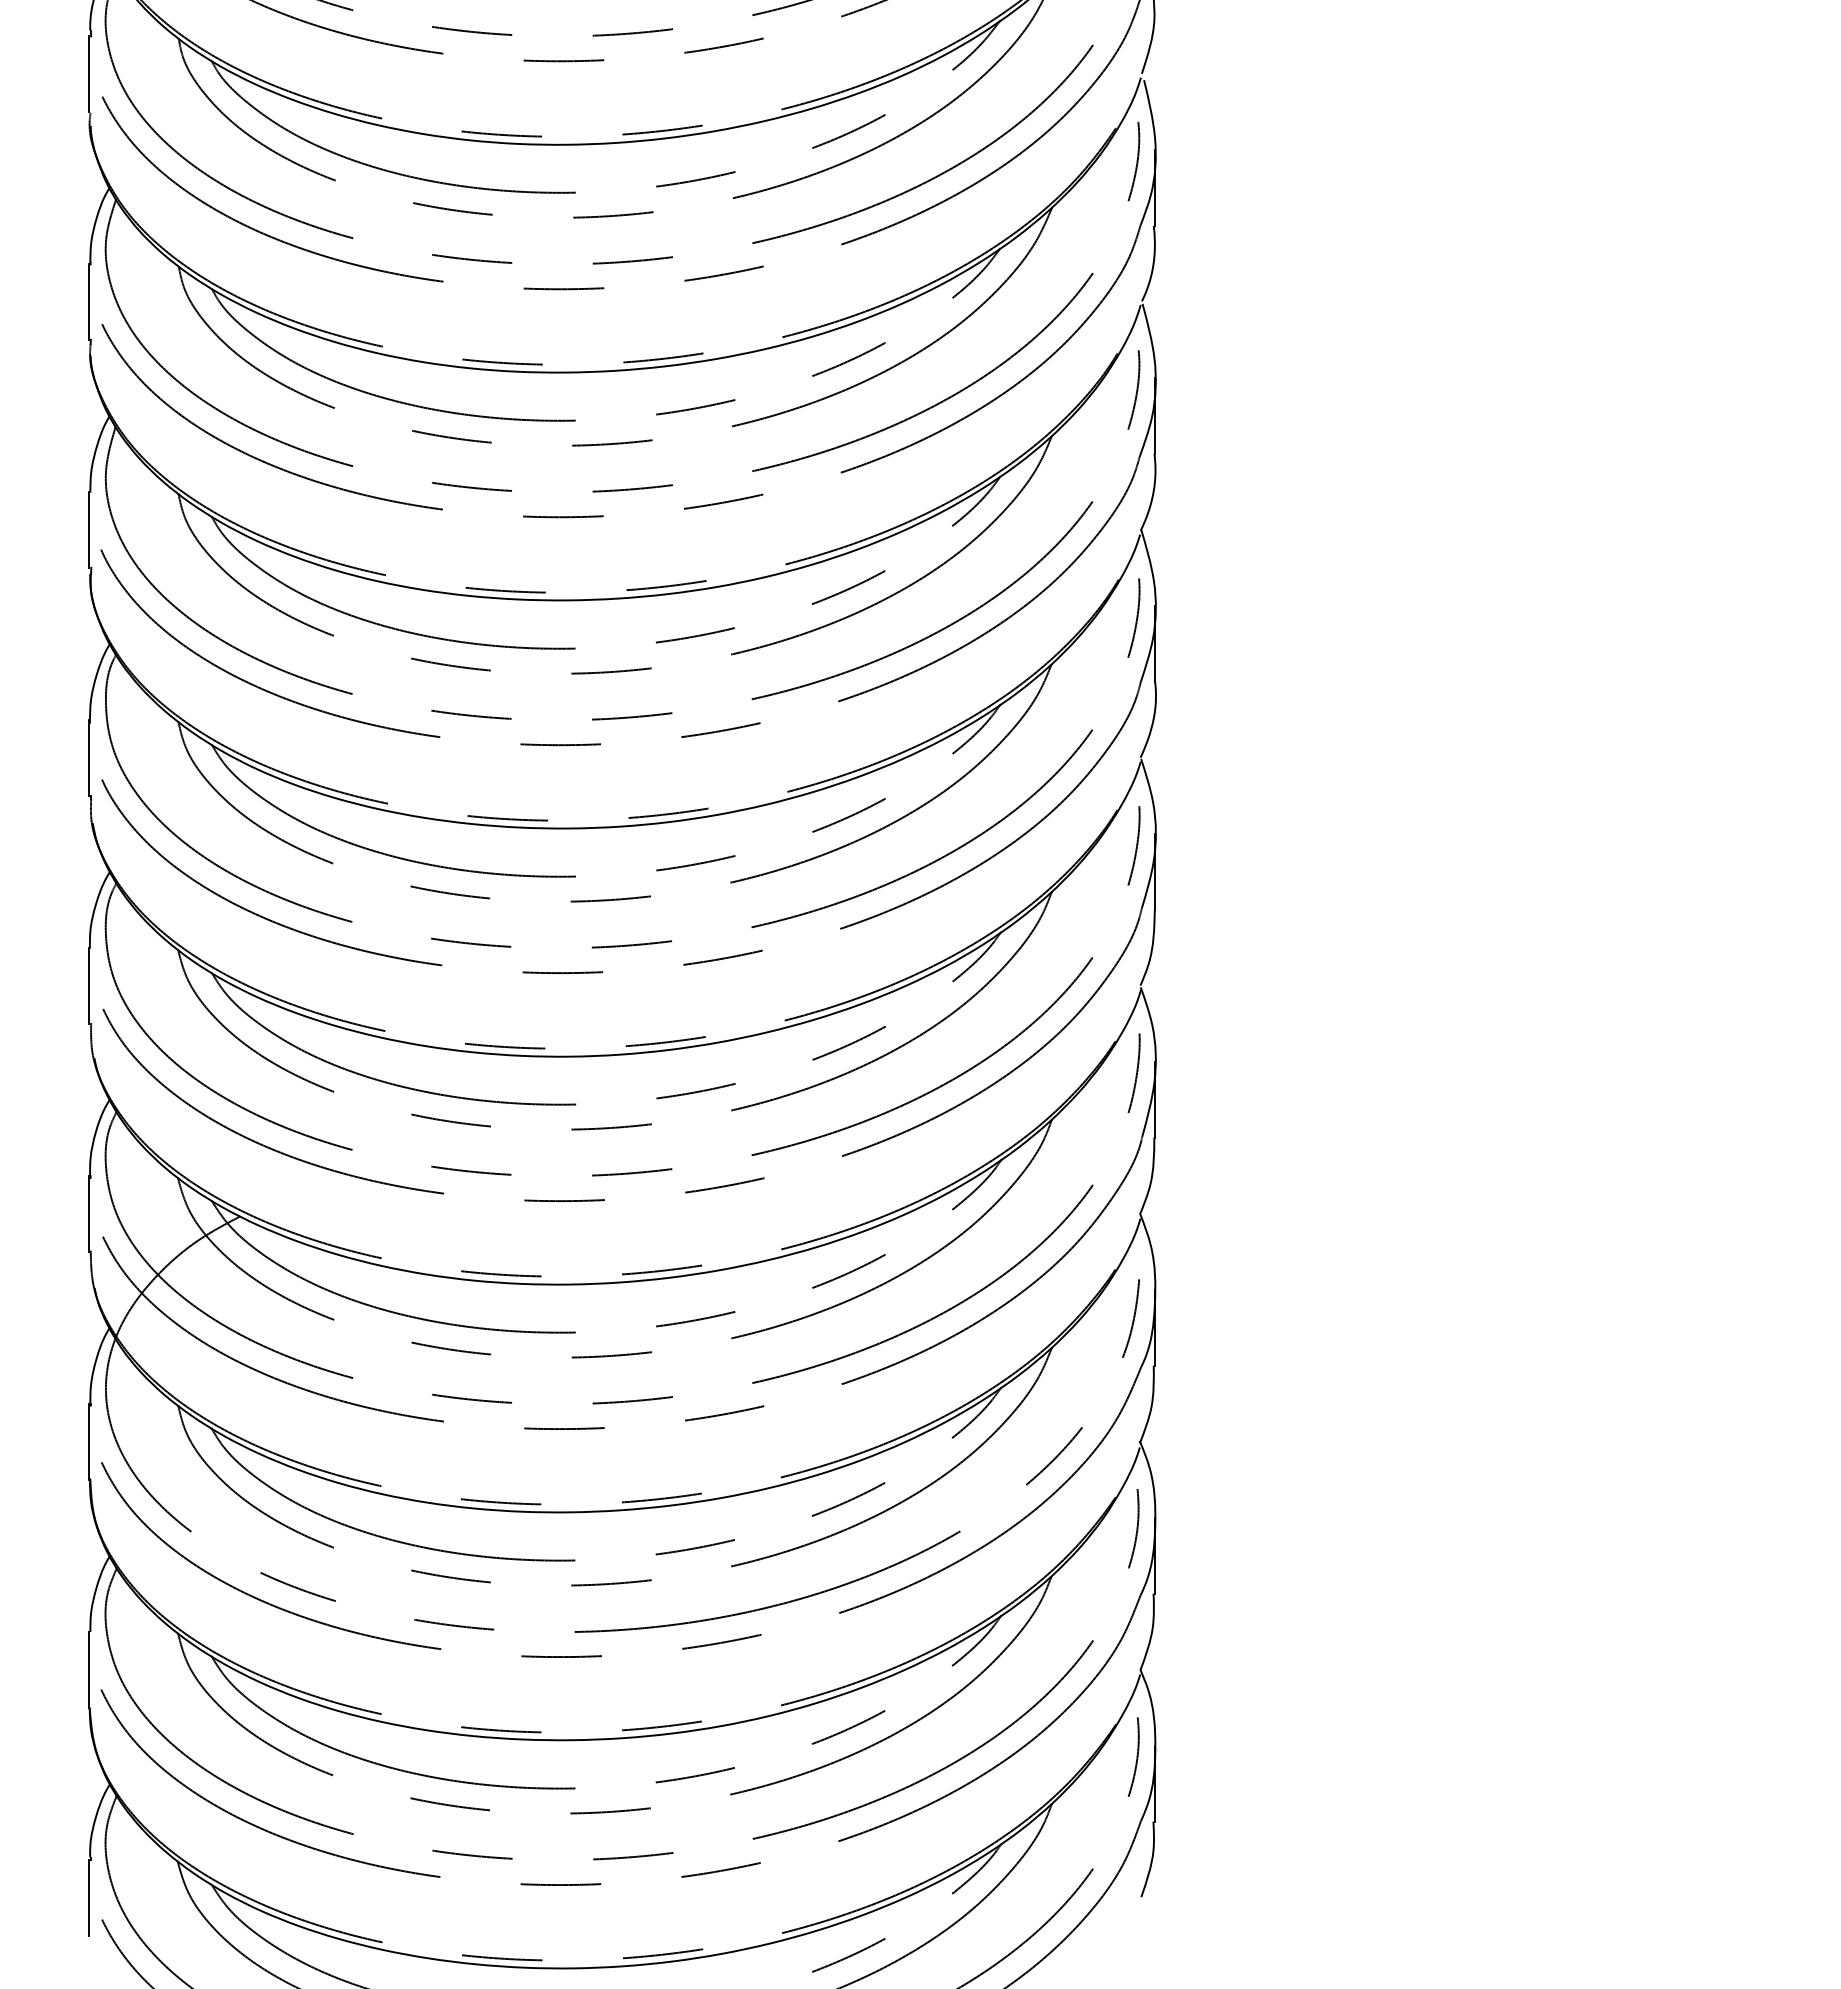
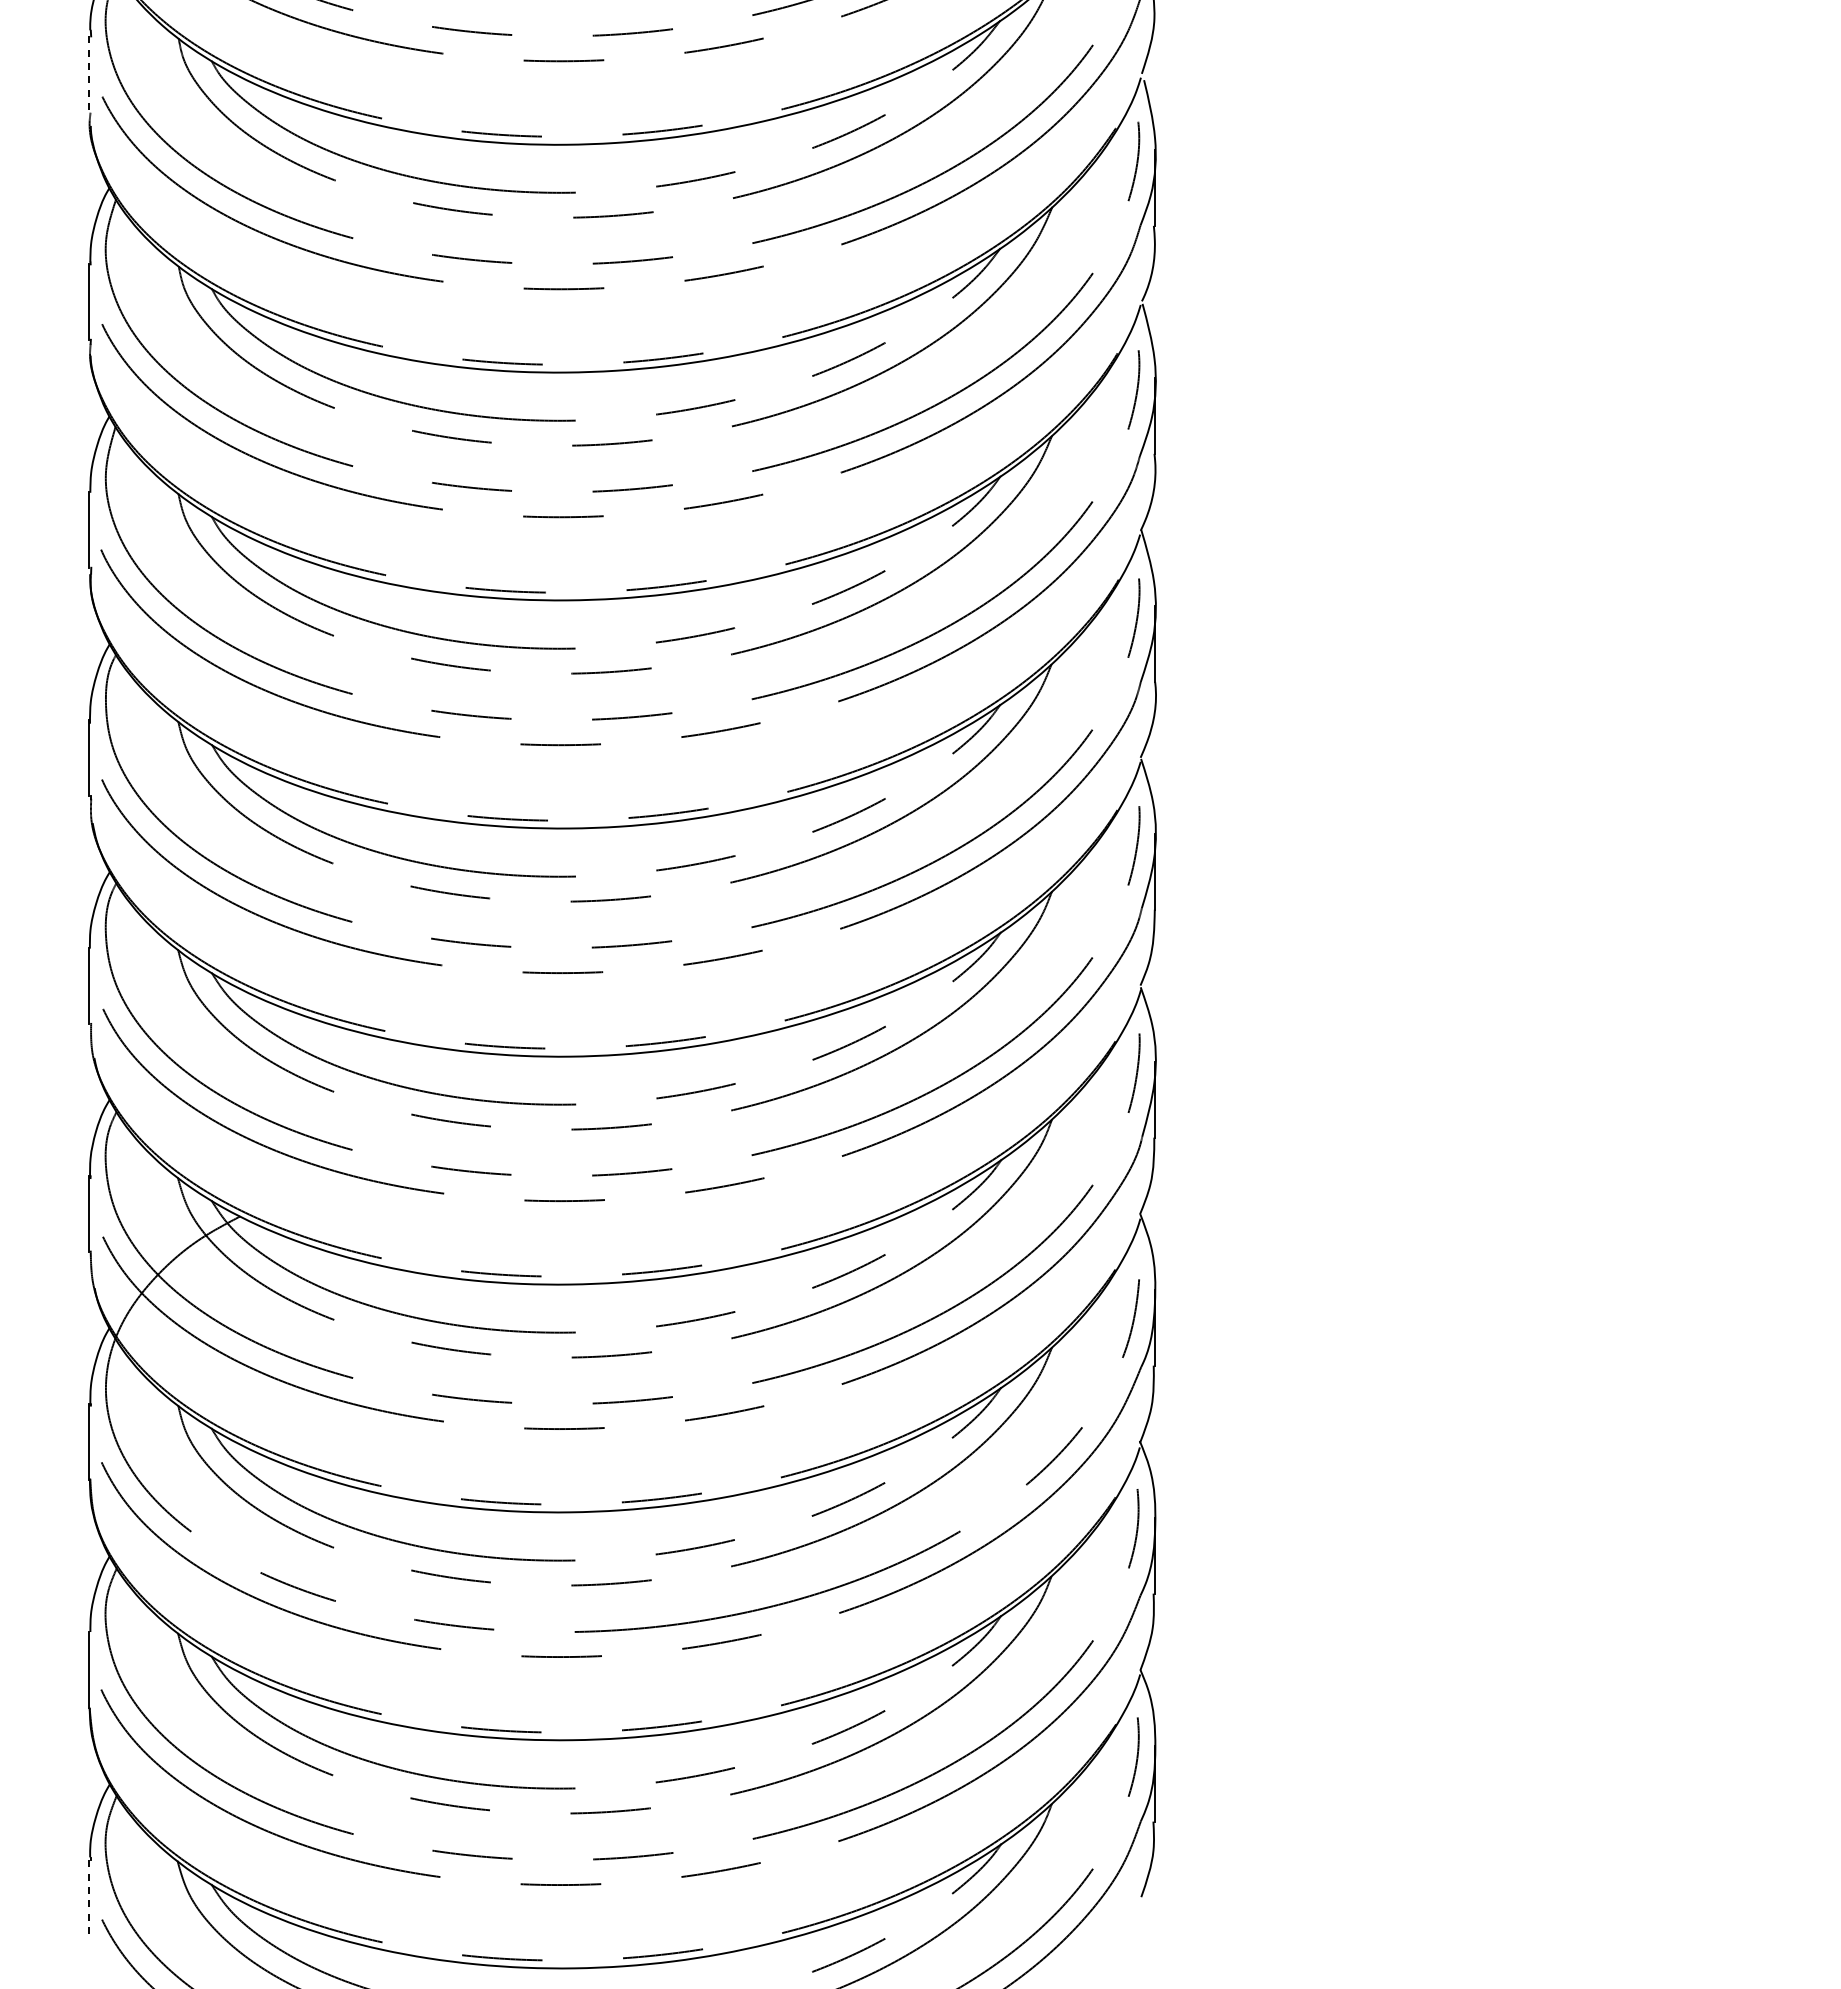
line: solid -> dashed (89, 74)
line: solid -> dashed (89, 1897)
